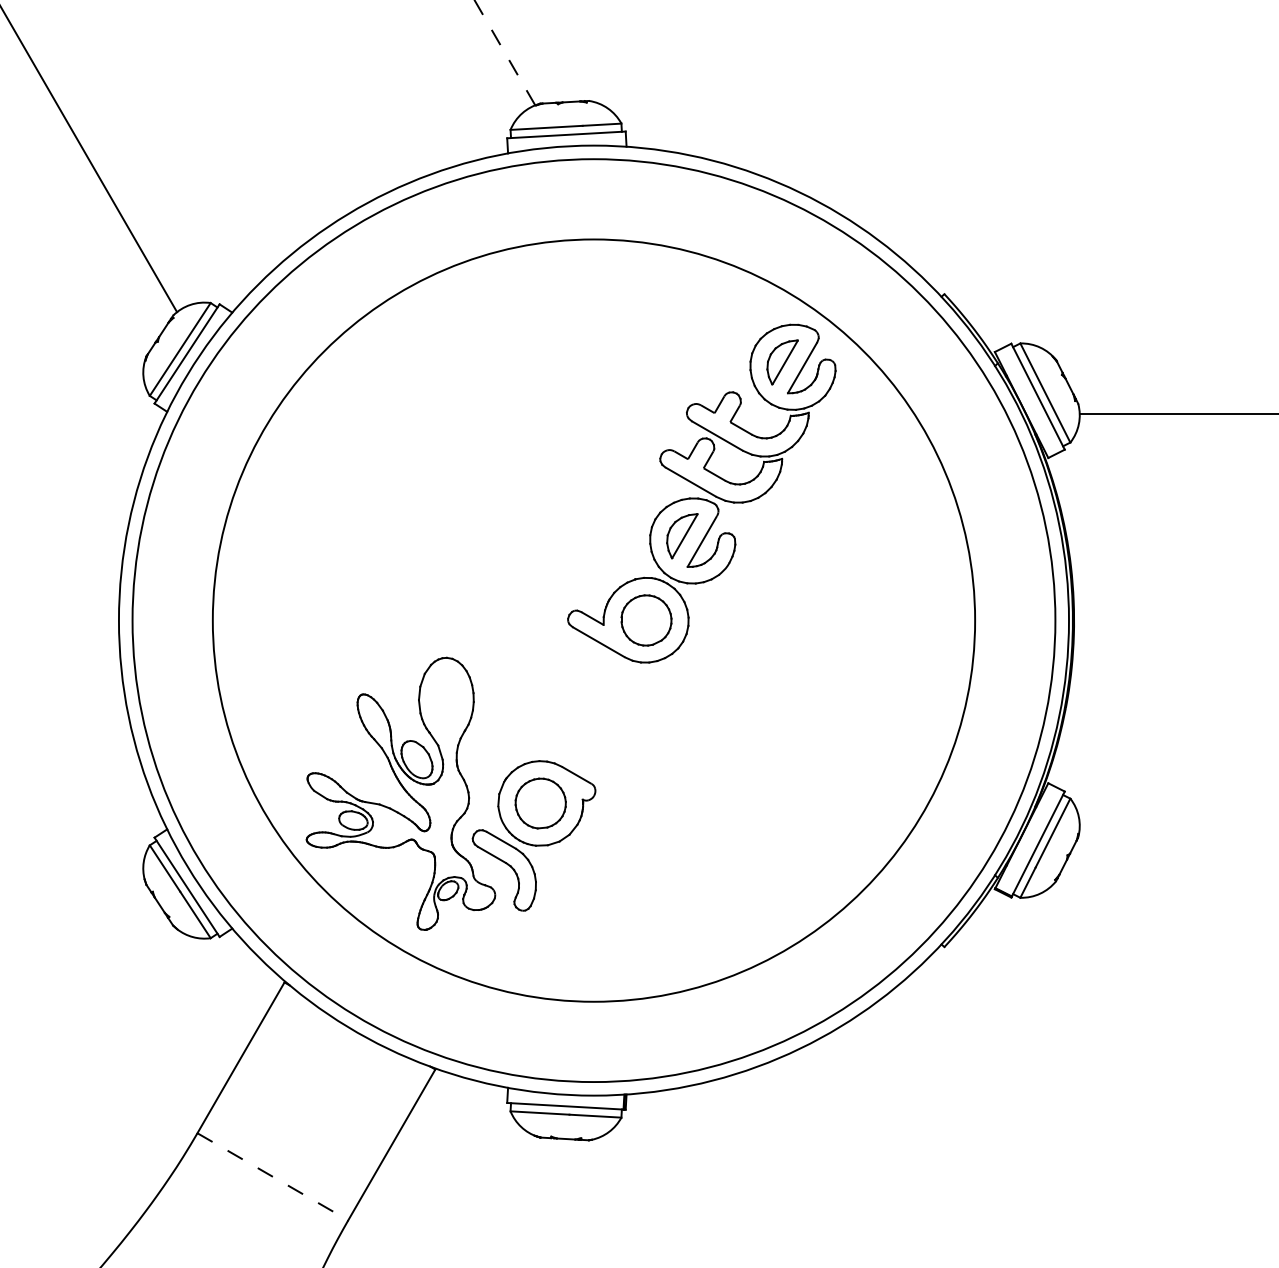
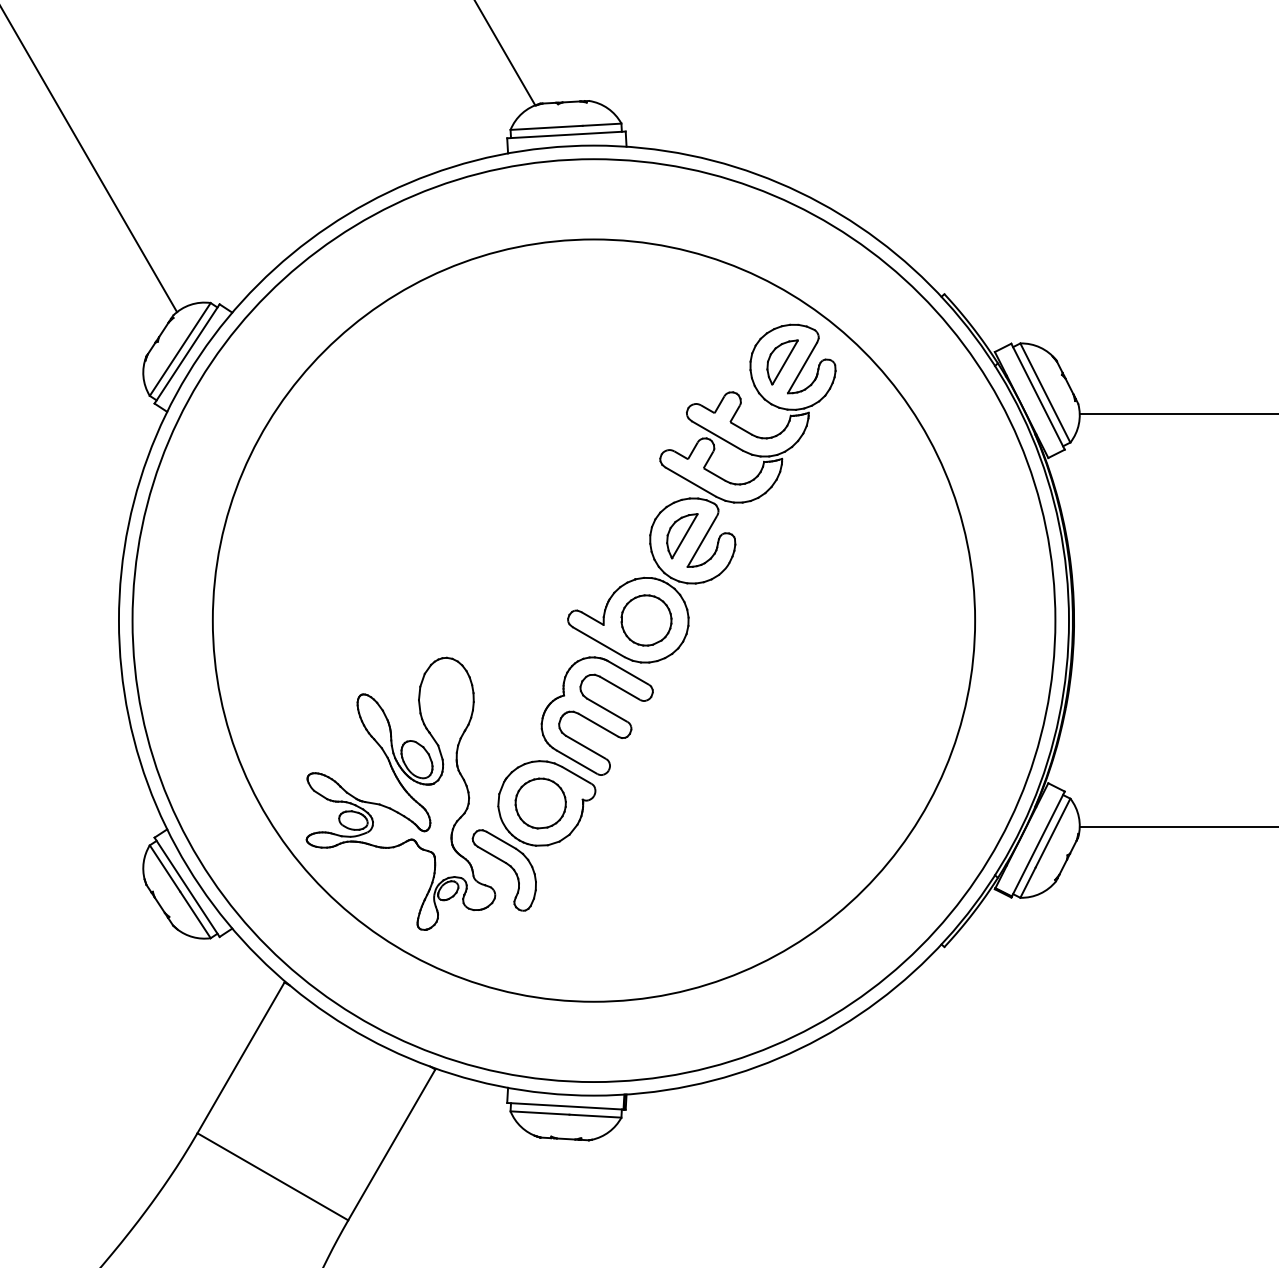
line: dashed -> solid (504, 52)
part: none -> present (596, 715)
line: none -> present (1177, 827)
line: dashed -> solid (273, 1177)
